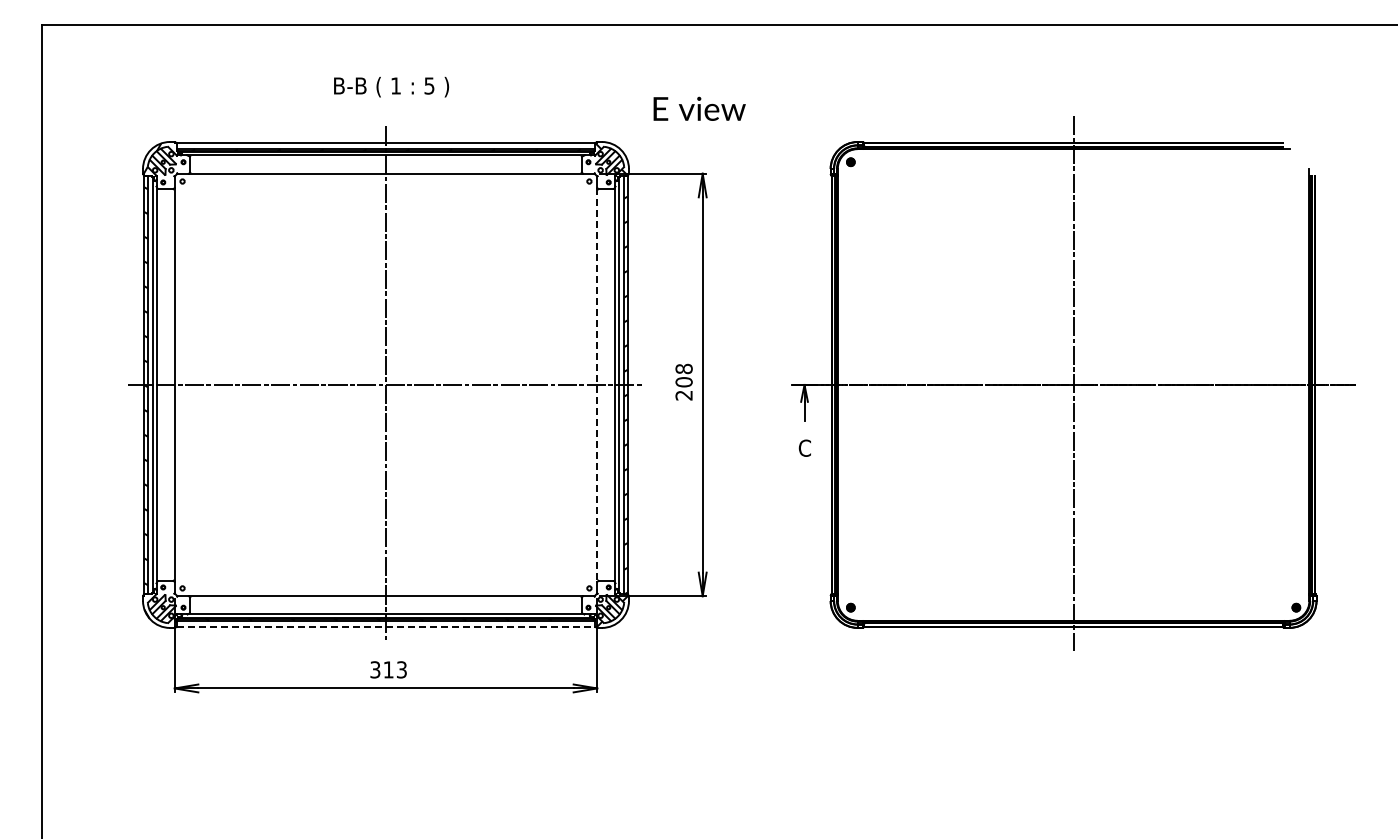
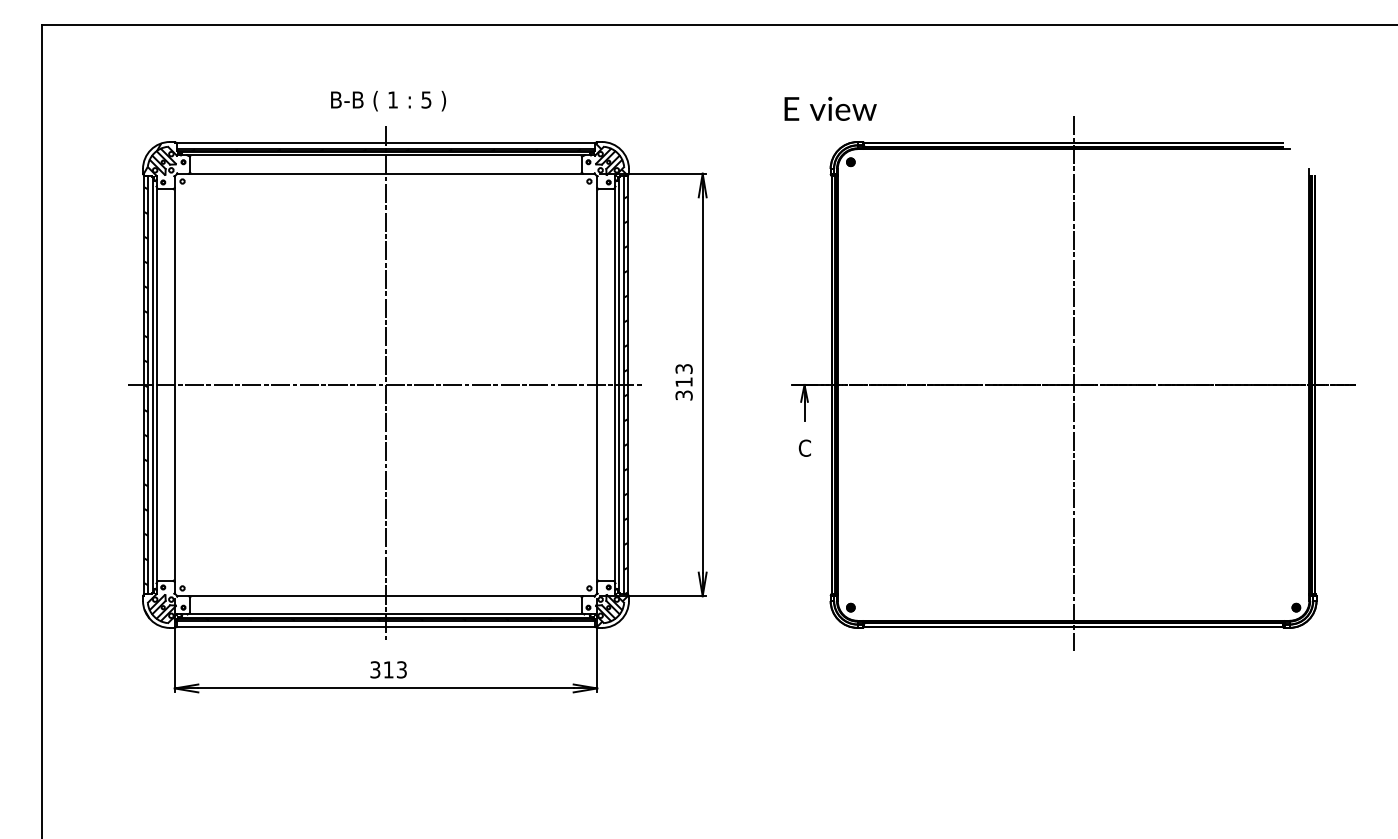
text position: (391, 86) -> (388, 100) (388, 100)
text position: (699, 108) -> (830, 108) (830, 108)
text: 208 -> 313 (683, 381)
line: dashed -> solid (597, 385)
line: dashed -> solid (386, 626)
